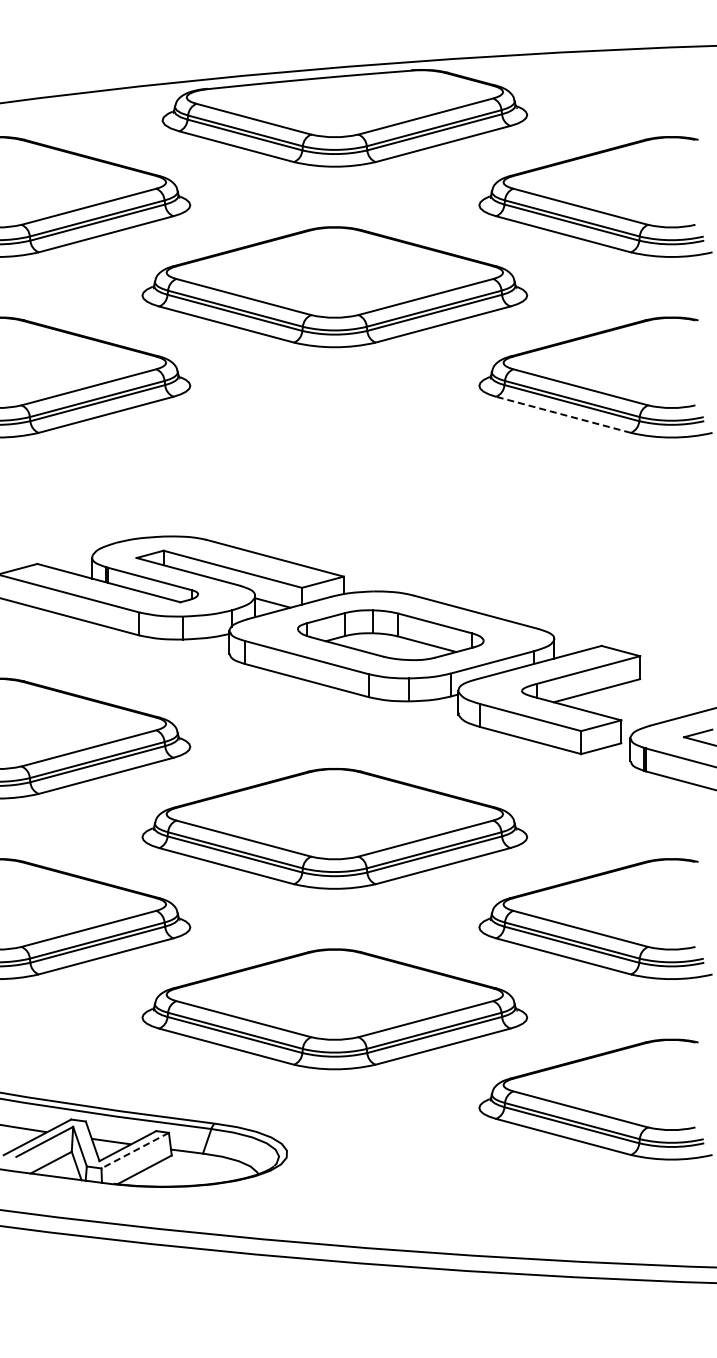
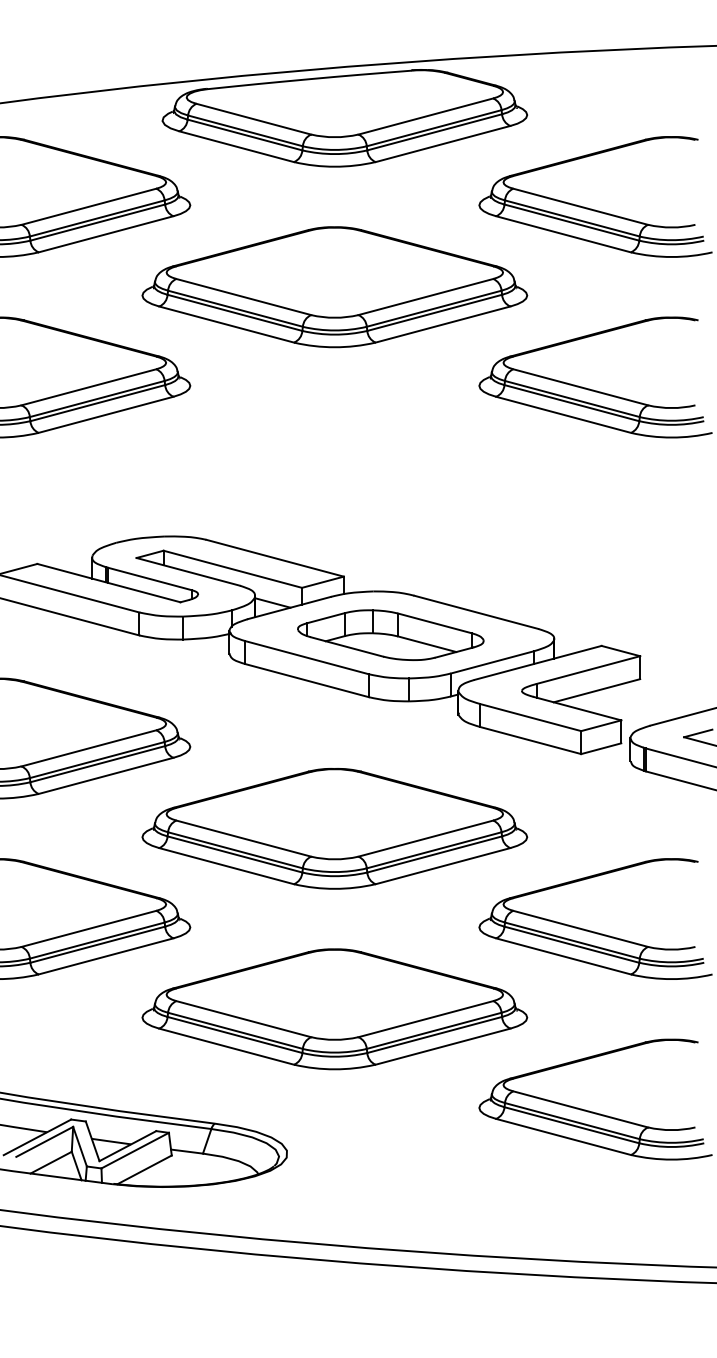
line: dashed -> solid (563, 414)
line: dashed -> solid (134, 1150)
